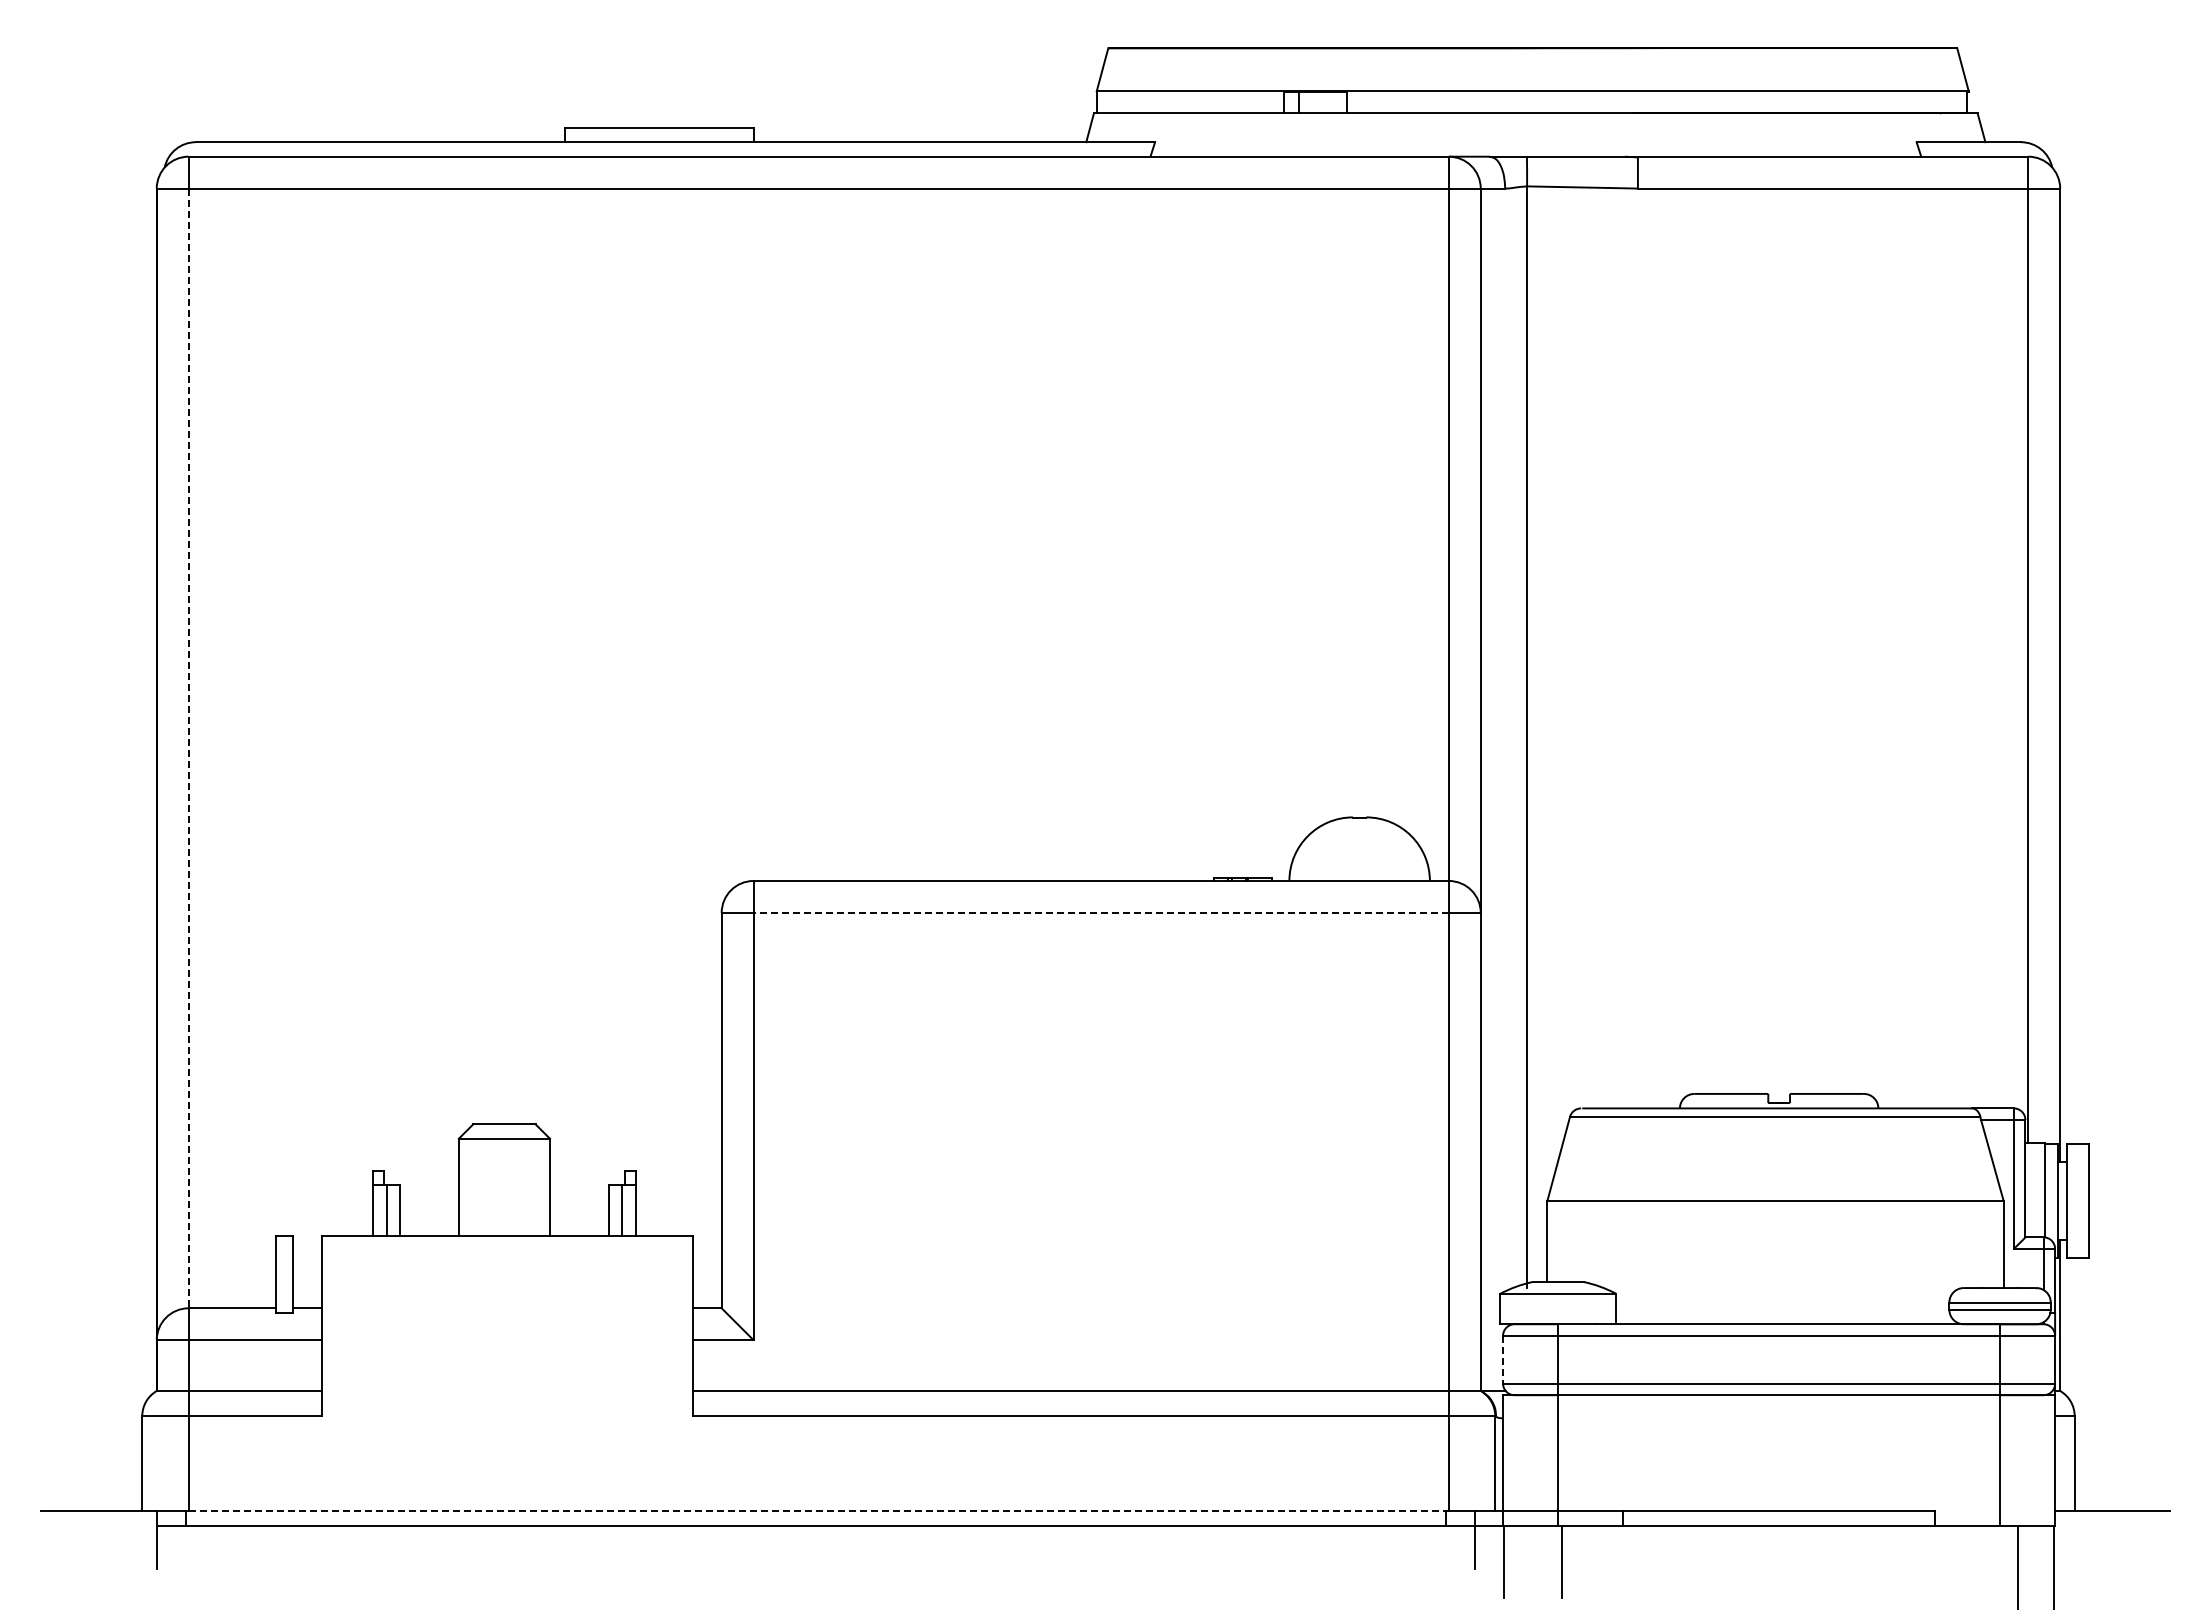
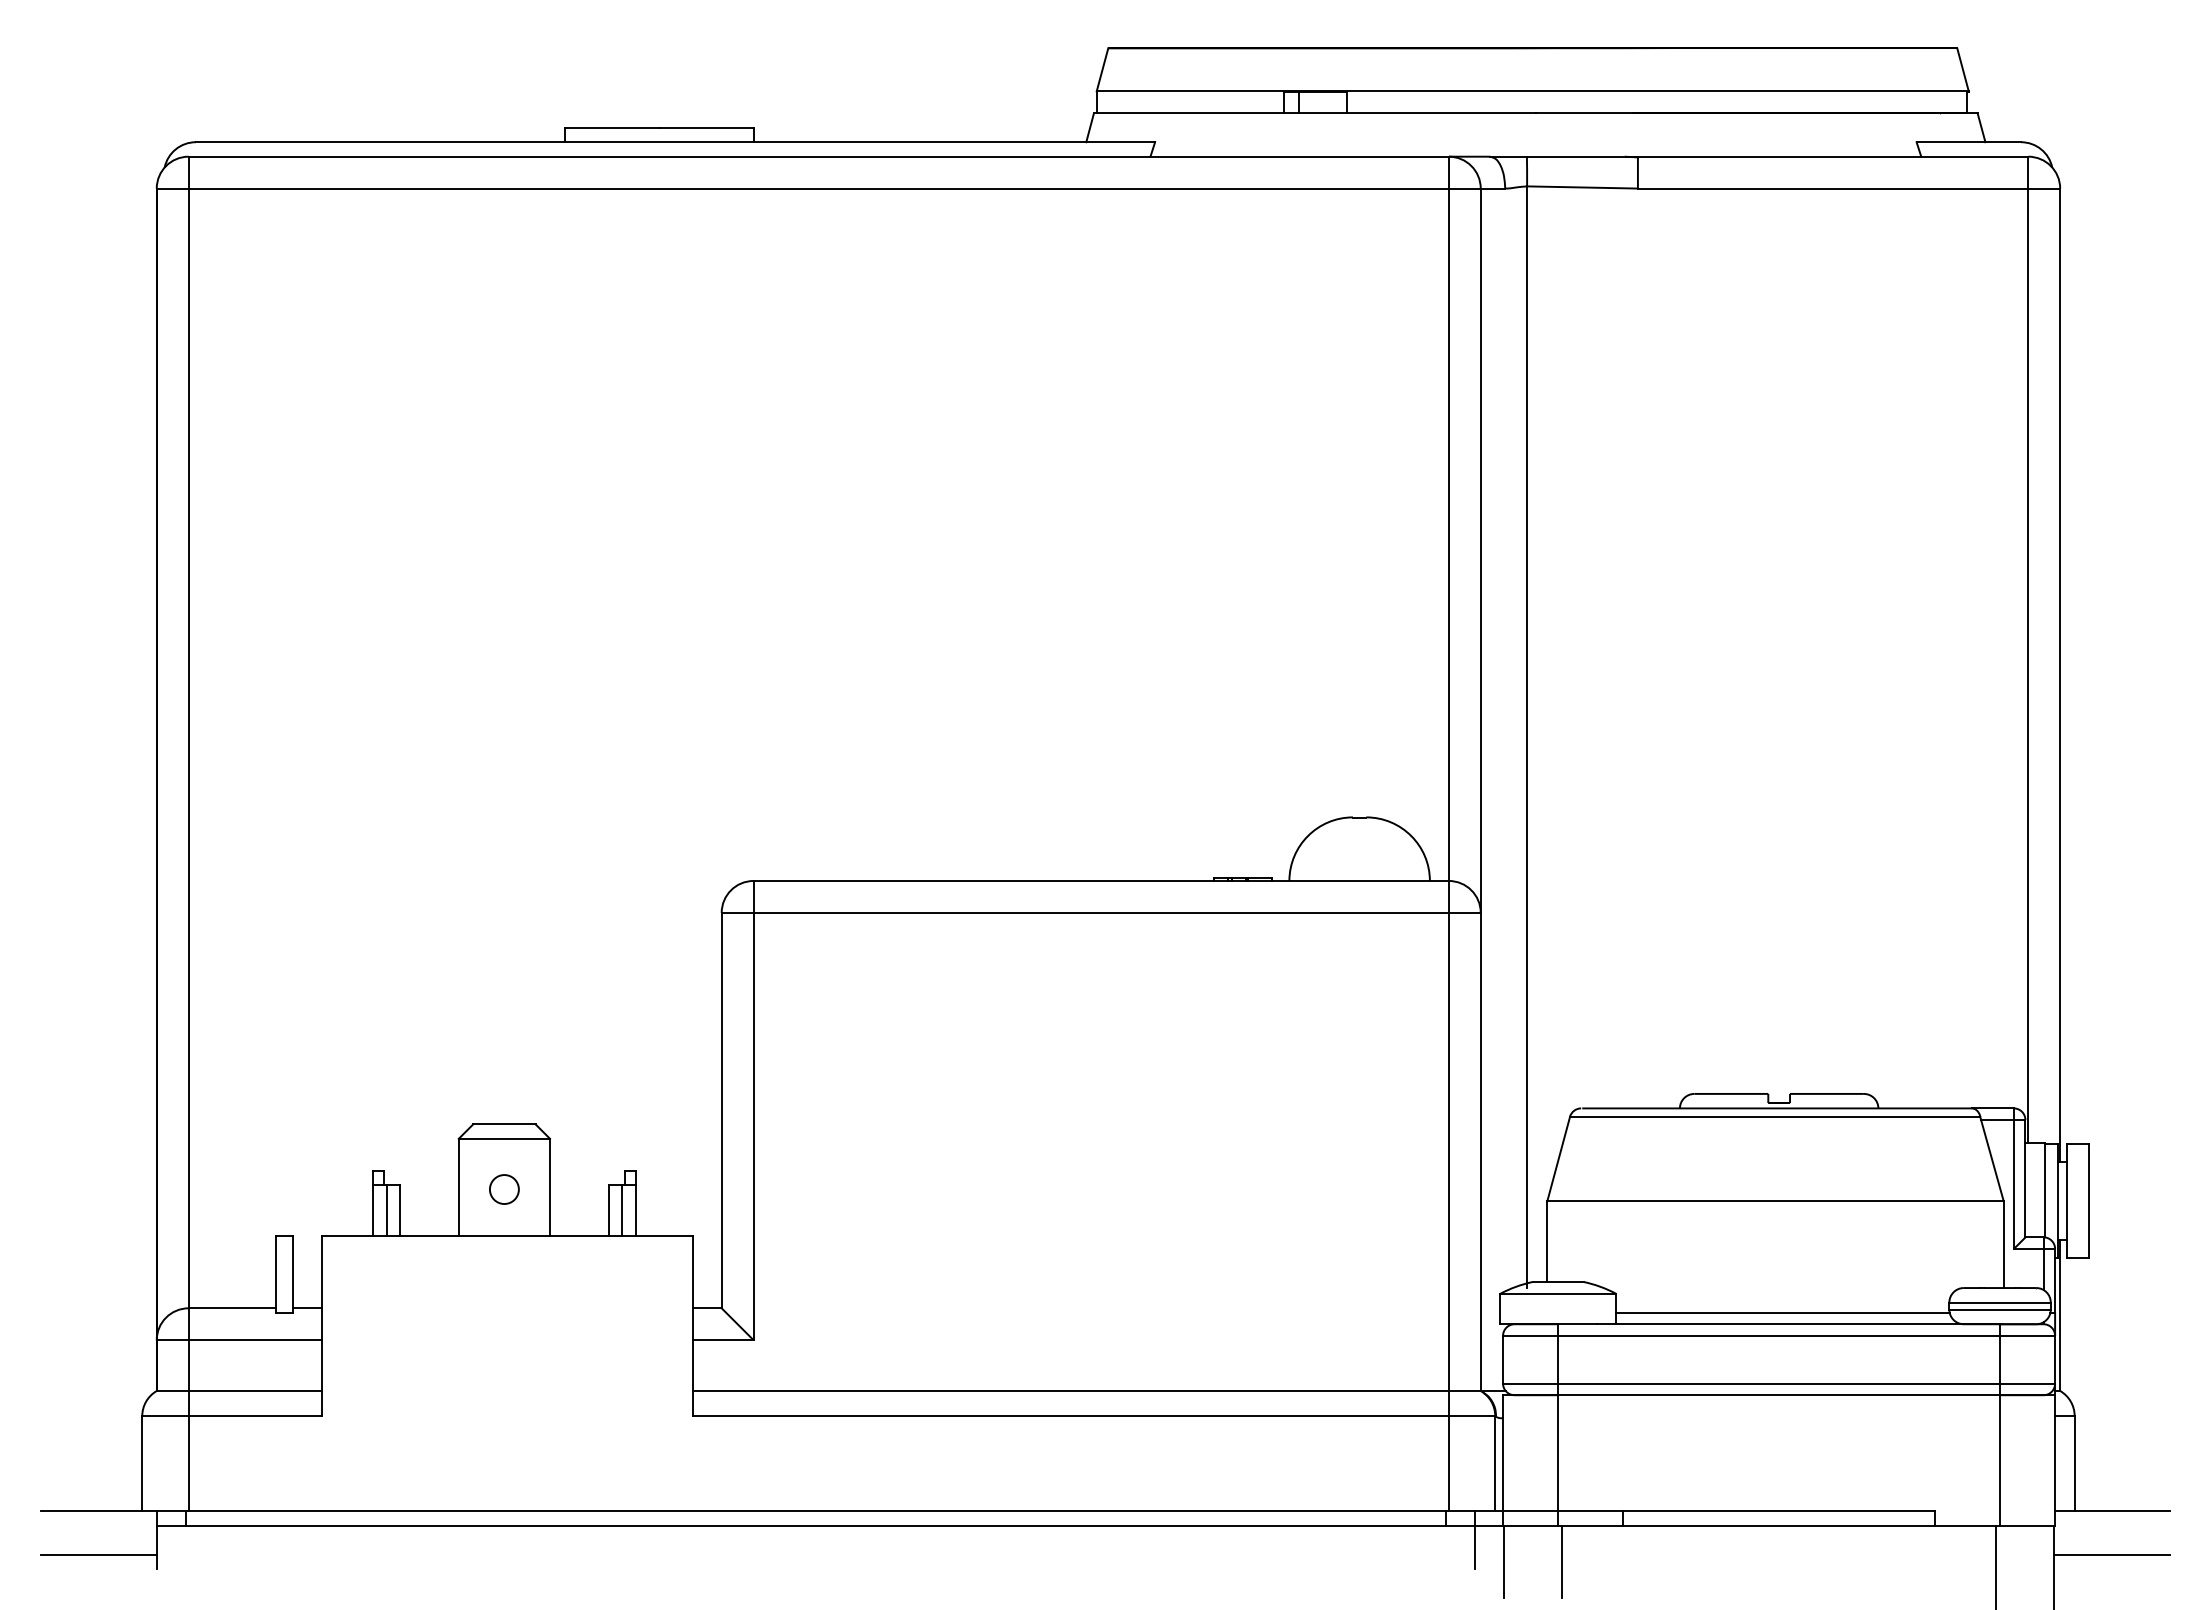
line: dashed -> solid (188, 748)
line: dashed -> solid (1101, 912)
circle: none -> present (504, 1189)
line: none -> present (1782, 1312)
line: dashed -> solid (1503, 1359)
line: dashed -> solid (819, 1511)
line: none -> present (98, 1554)
line: none -> present (2112, 1554)
line position: (2018, 1565) -> (1996, 1565) (1996, 1565)
